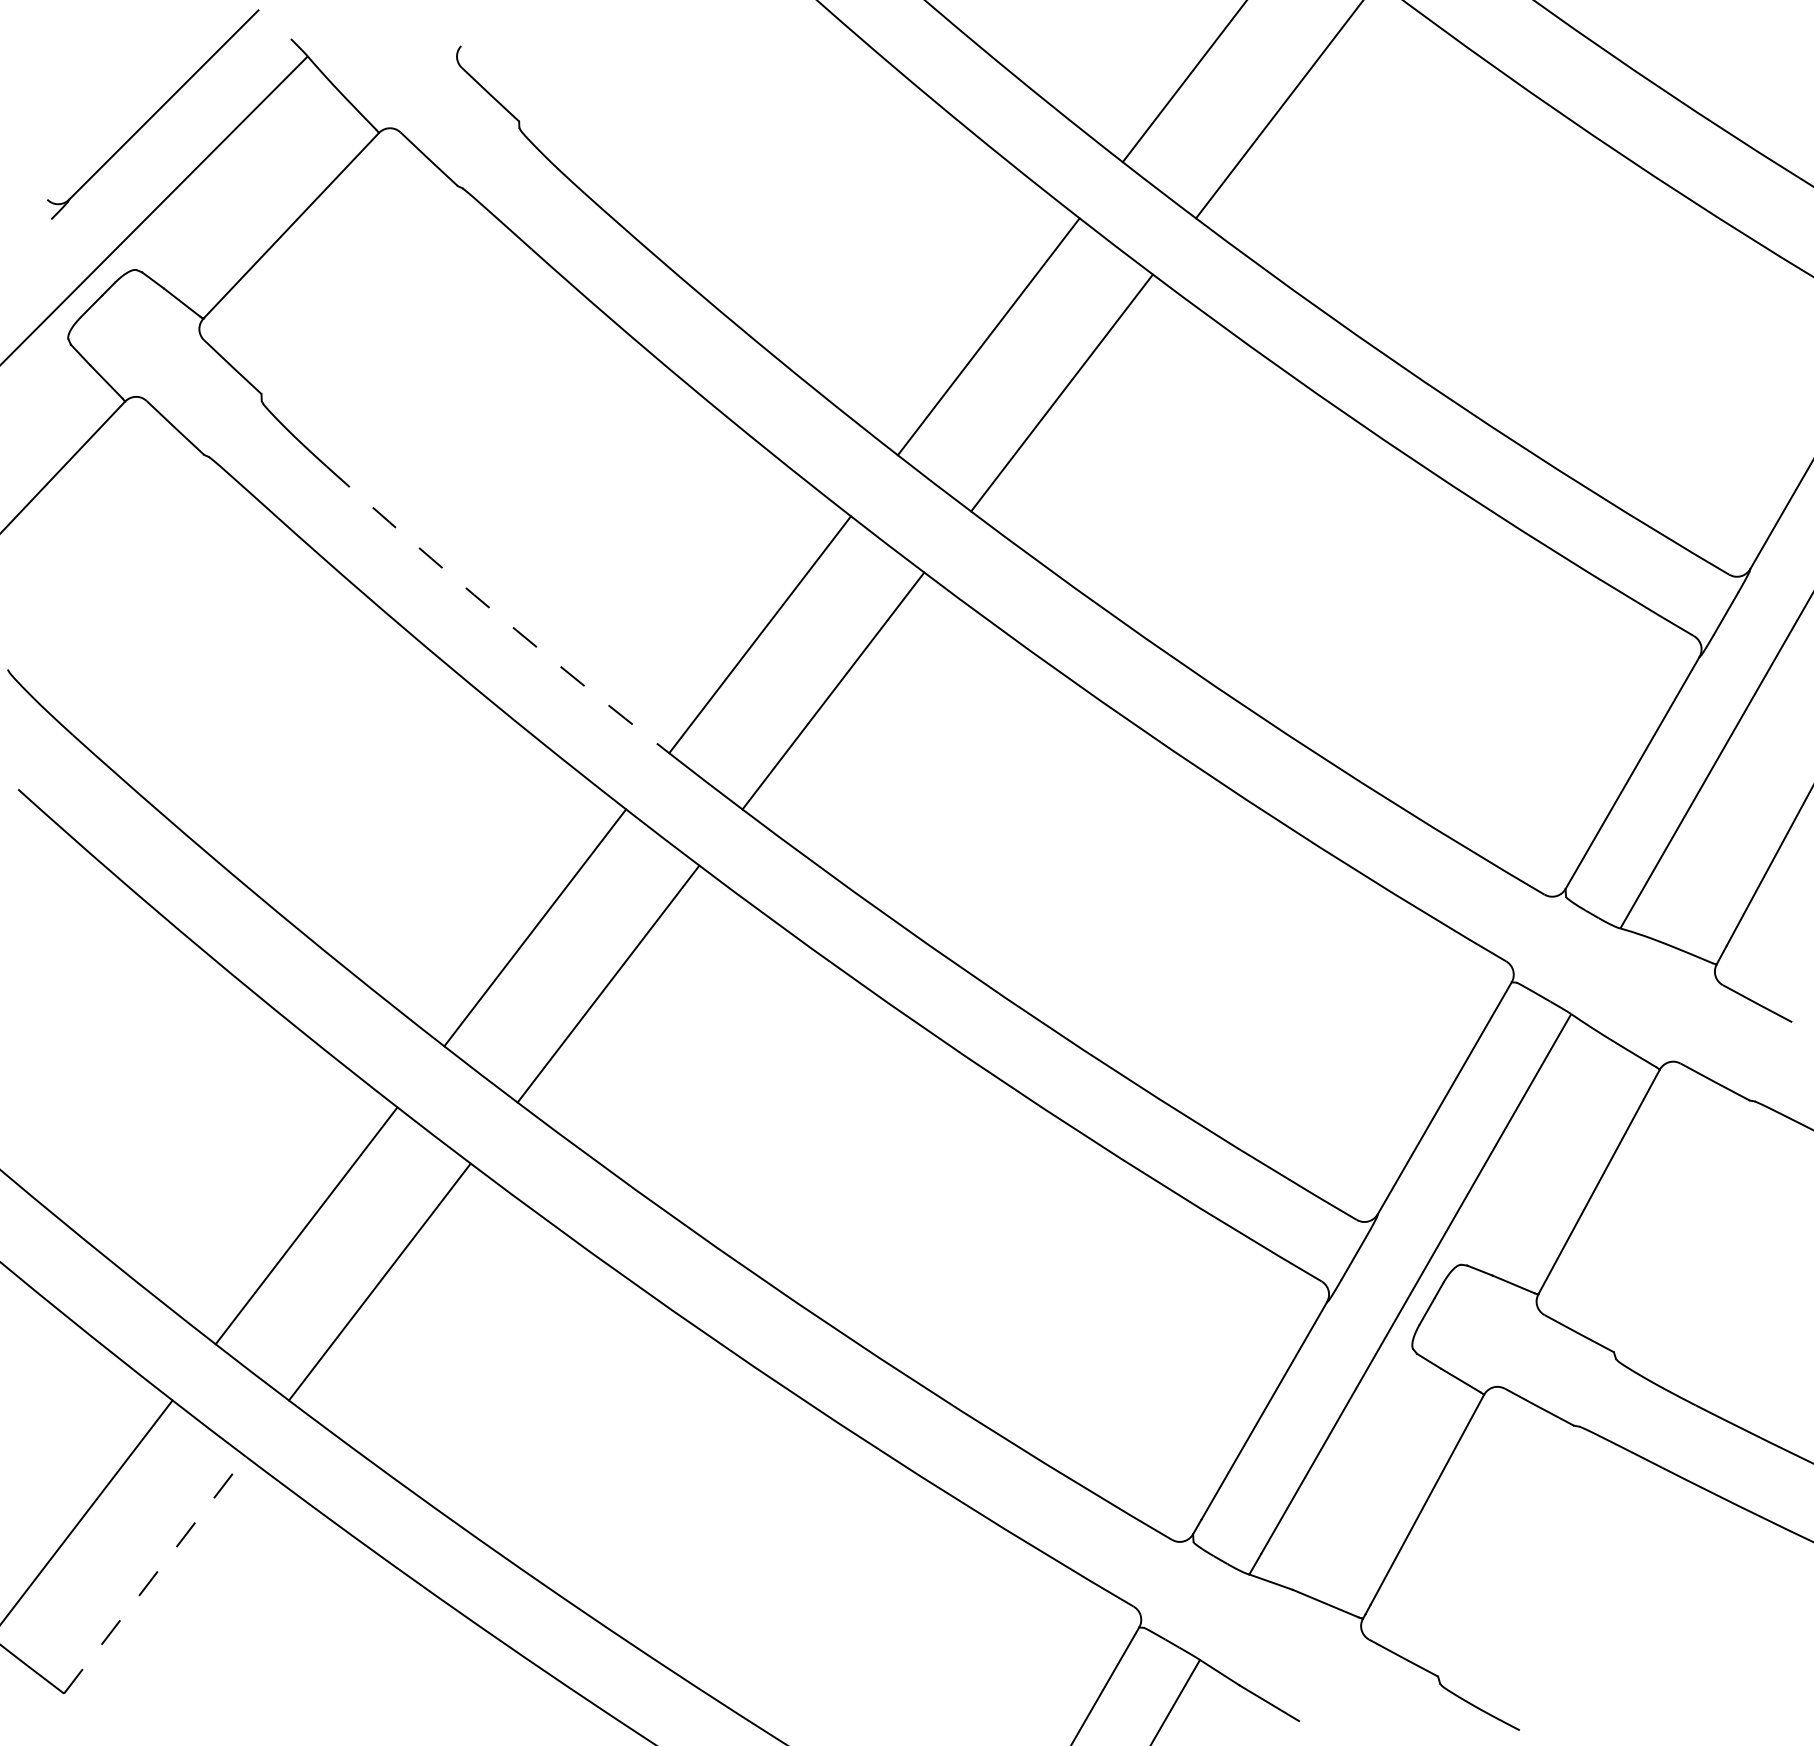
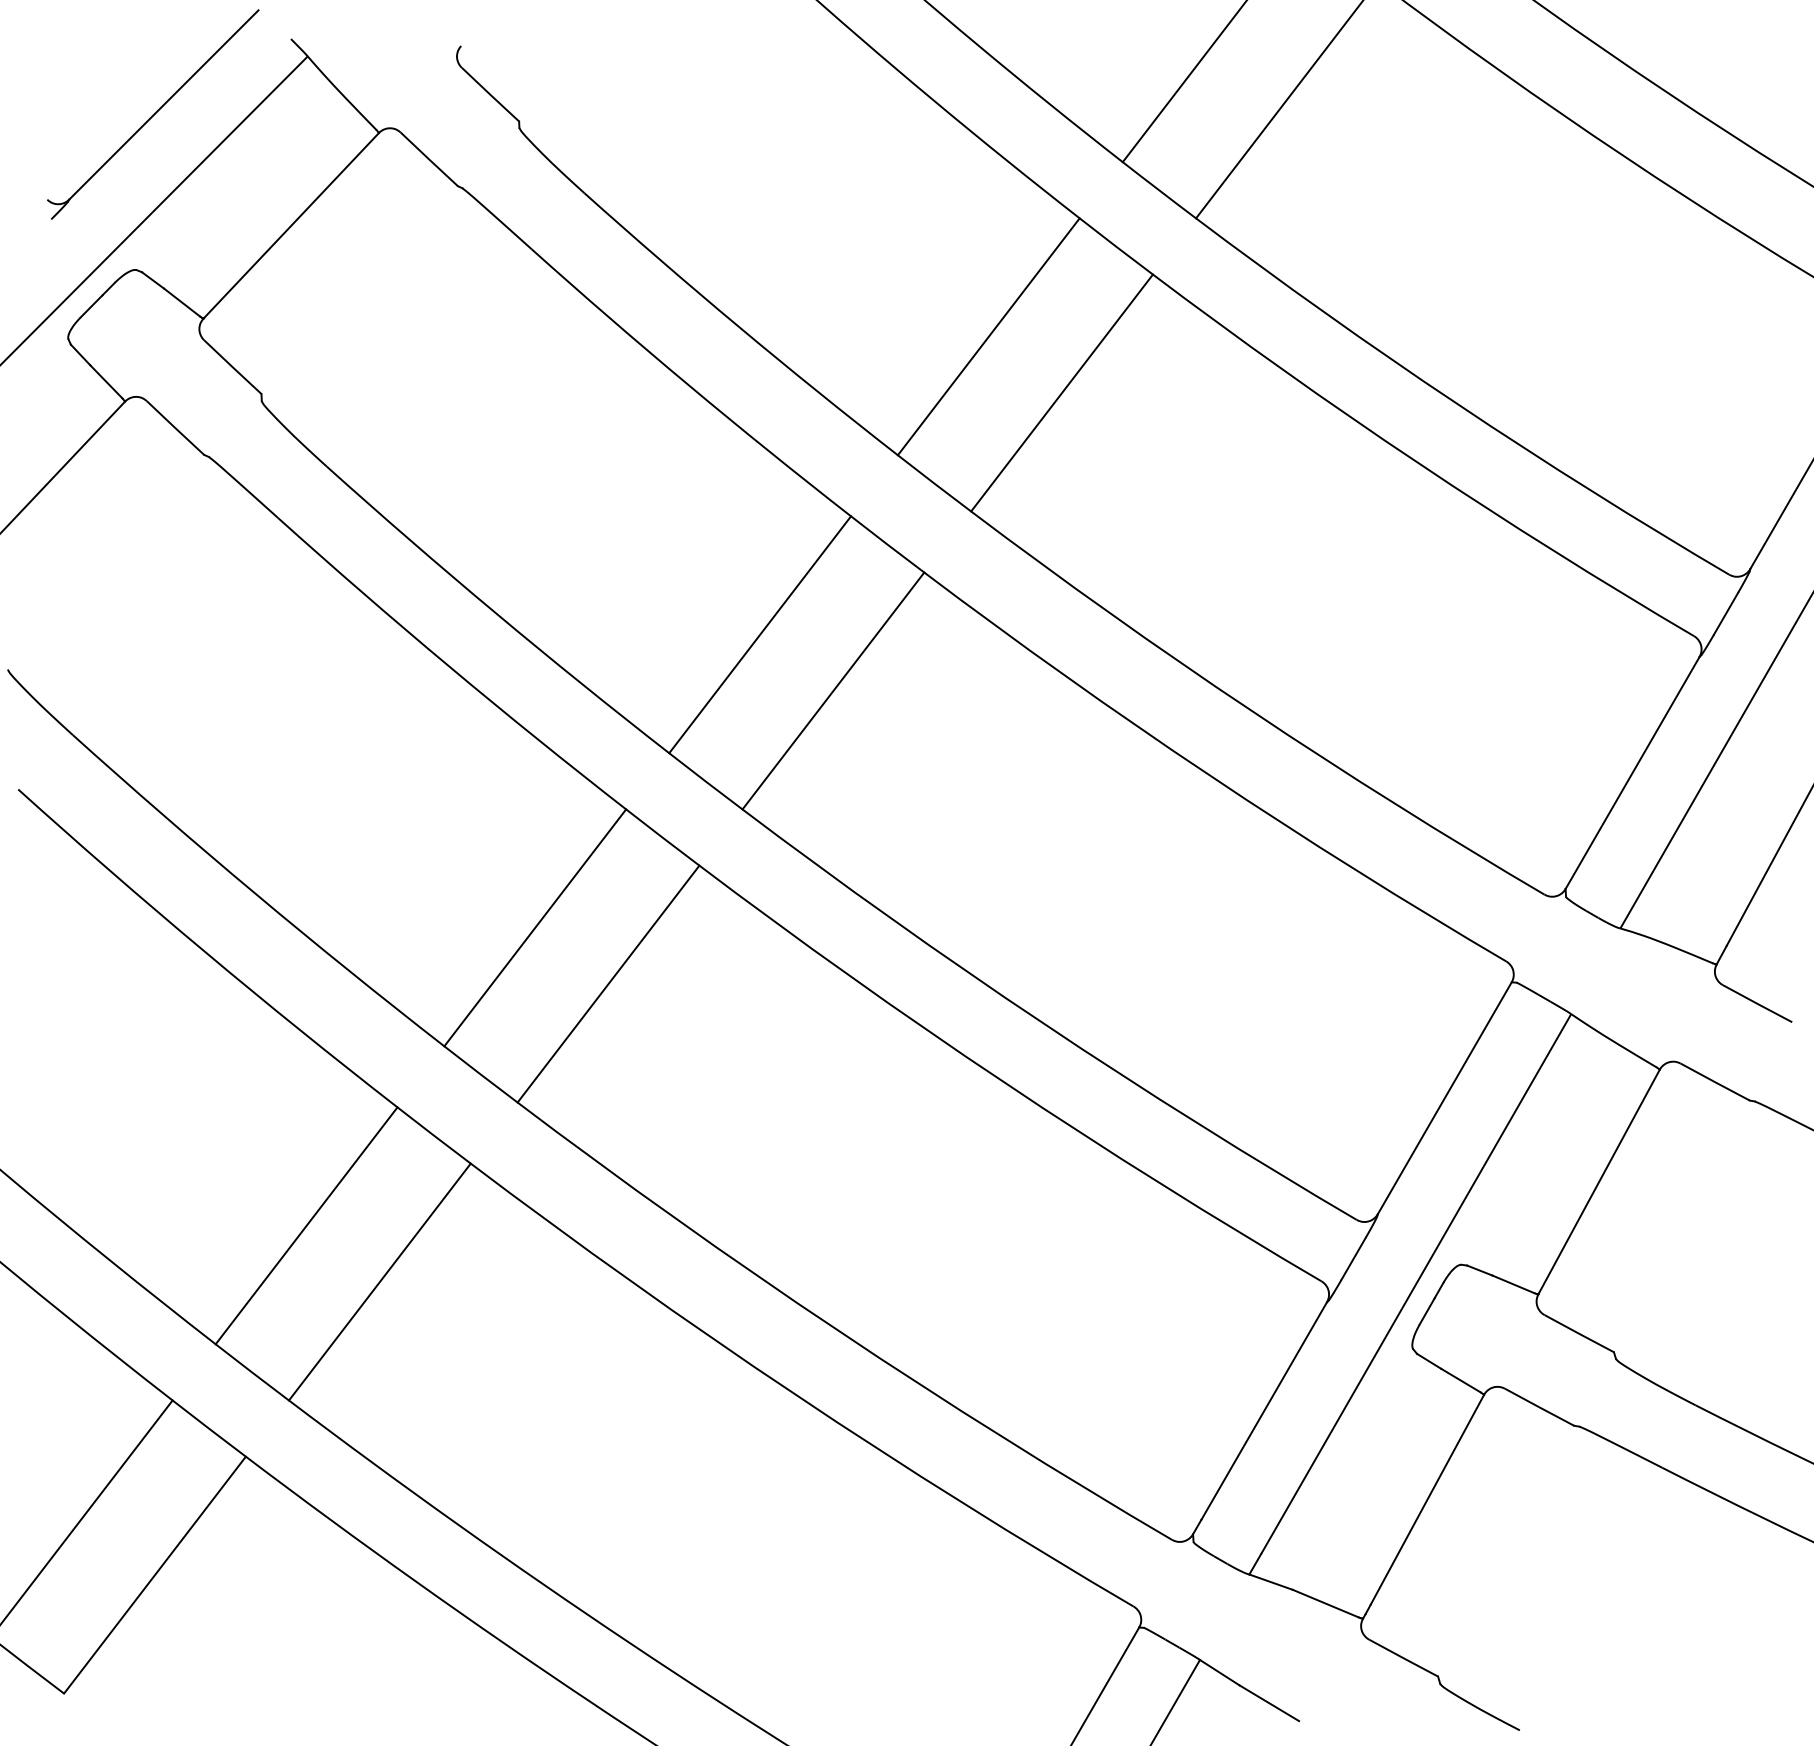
arc: dashed -> solid (495, 612)
line: dashed -> solid (155, 1574)
